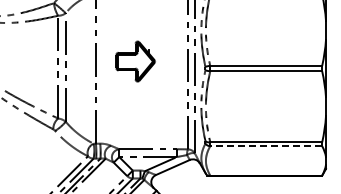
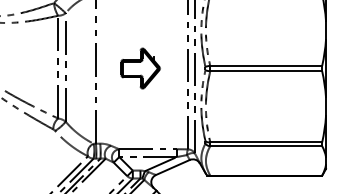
part position: (135, 61) -> (140, 68) (140, 68)
line: dashed -> solid (266, 146)
